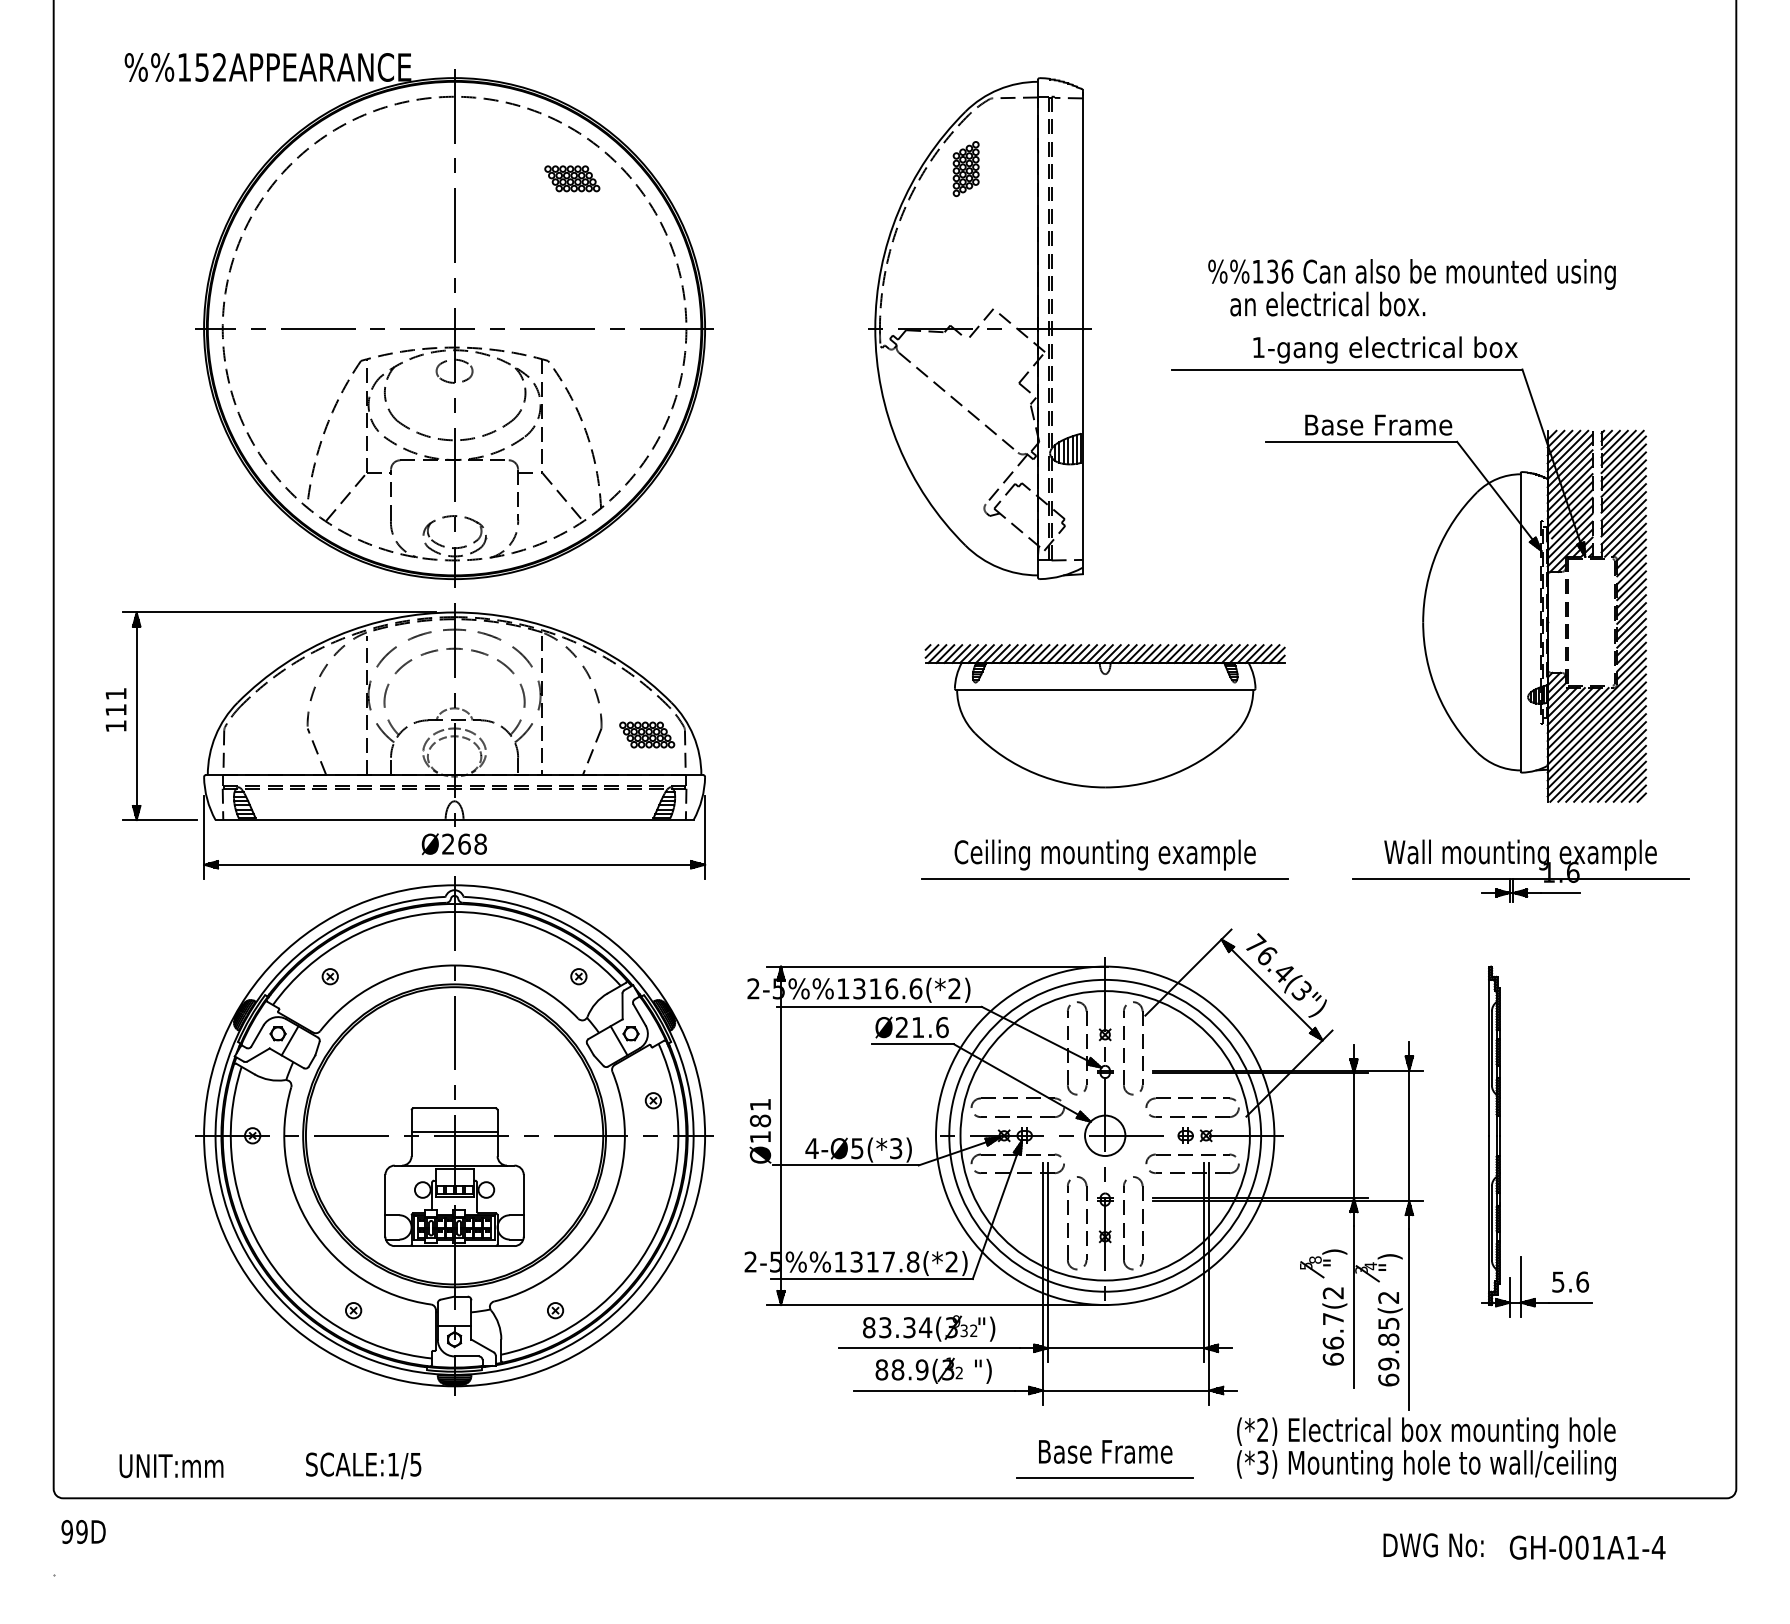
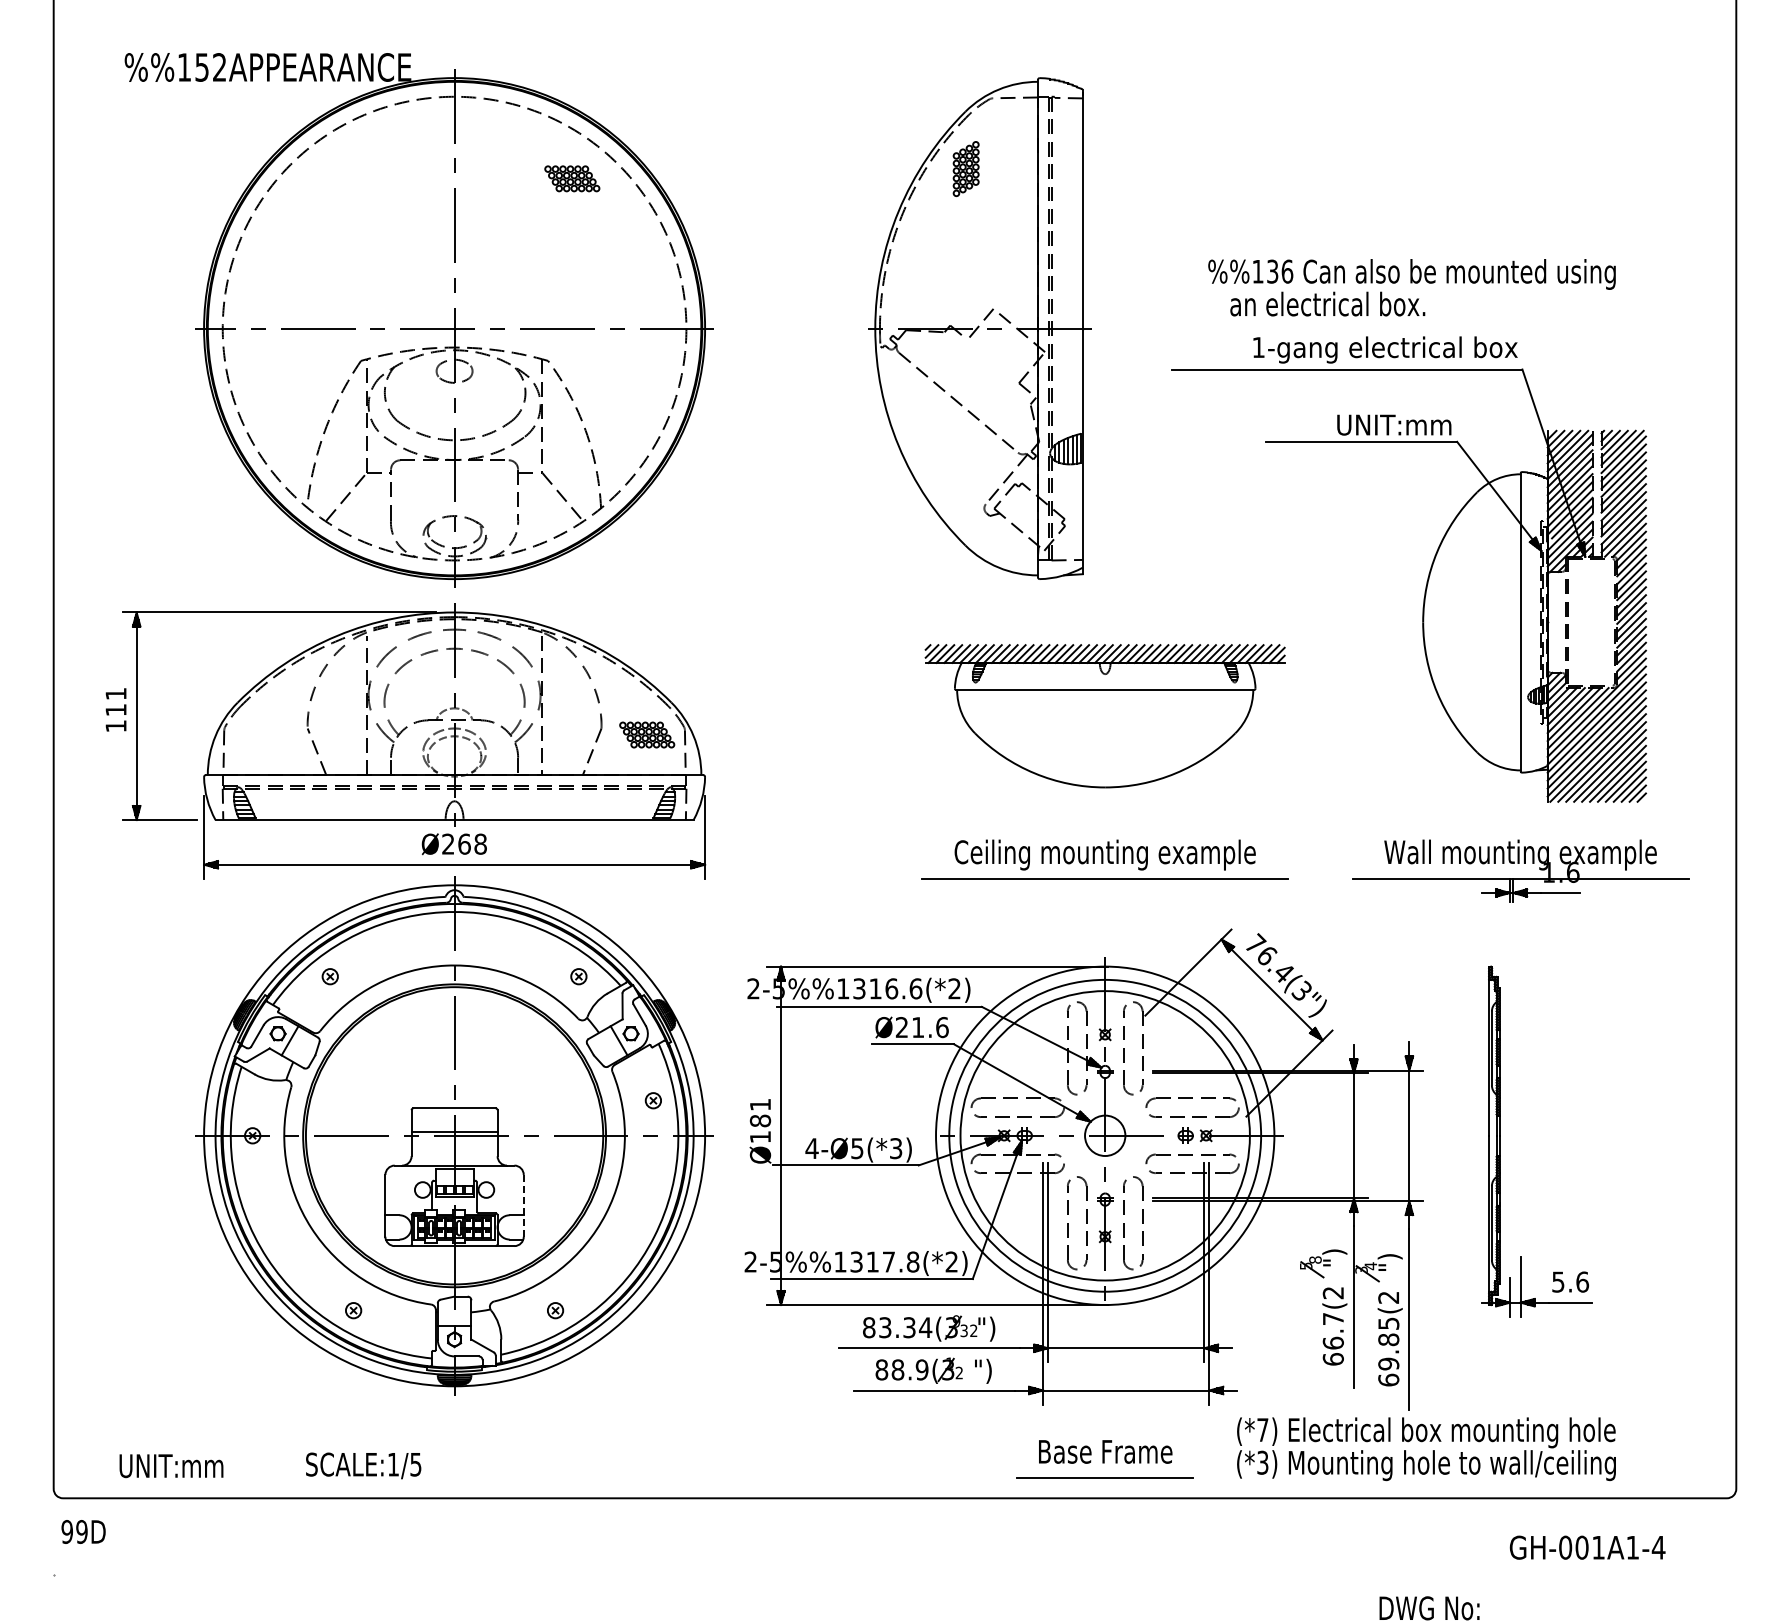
text: Base Frame -> UNIT:mm (1378, 424)
line: solid -> dashed (523, 1205)
text: (*2) -> (*7) (1262, 1429)
text position: (1433, 1545) -> (1429, 1608) (1429, 1608)
